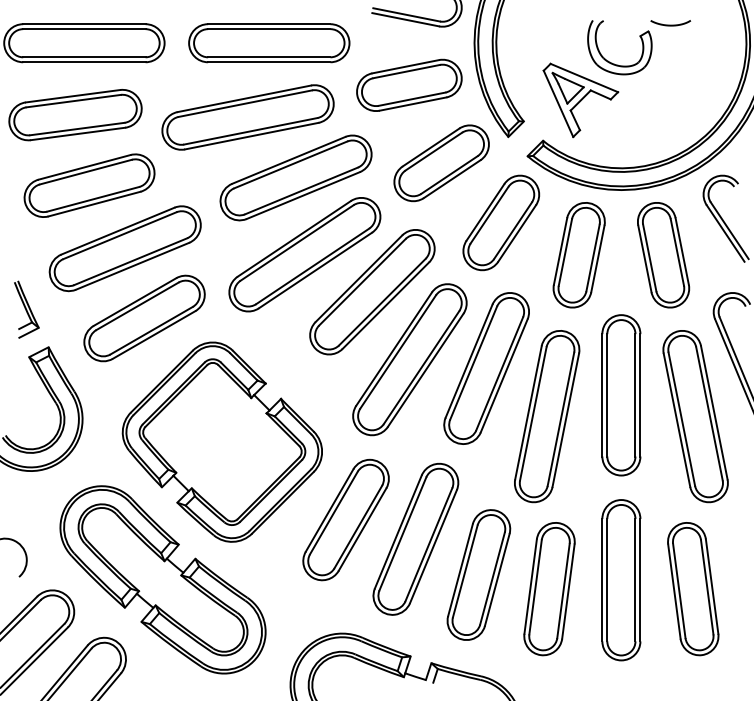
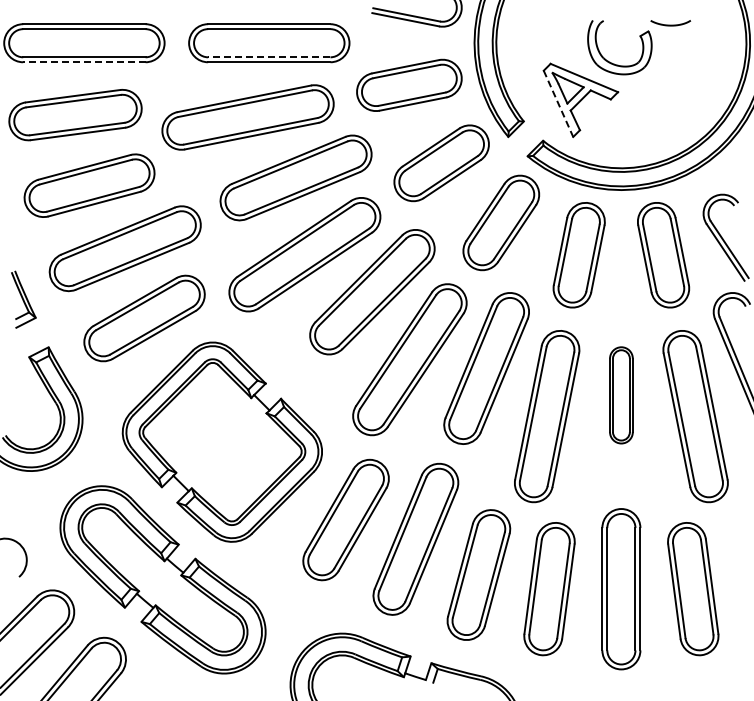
line: solid -> dashed (268, 57)
line: solid -> dashed (83, 62)
line: solid -> dashed (558, 104)
part position: (725, 218) -> (725, 237) (725, 237)
part position: (26, 309) -> (23, 299) (23, 299)
part size: 41x163 px -> 25x99 px (621, 395)
part position: (621, 580) -> (621, 589) (621, 589)
